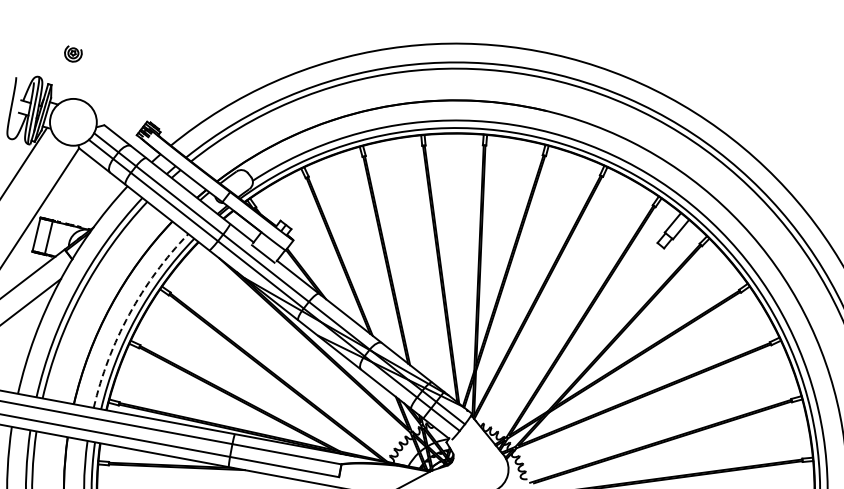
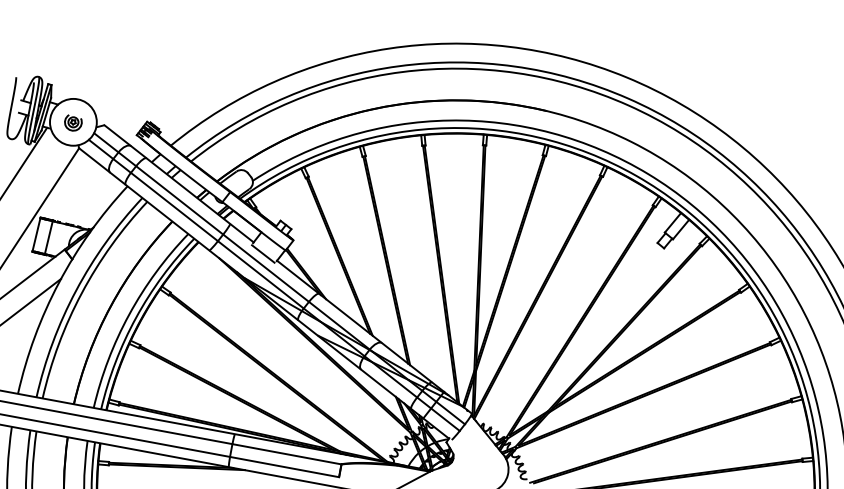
part position: (73, 53) -> (73, 122) (73, 122)
arc: dashed -> solid (129, 314)
